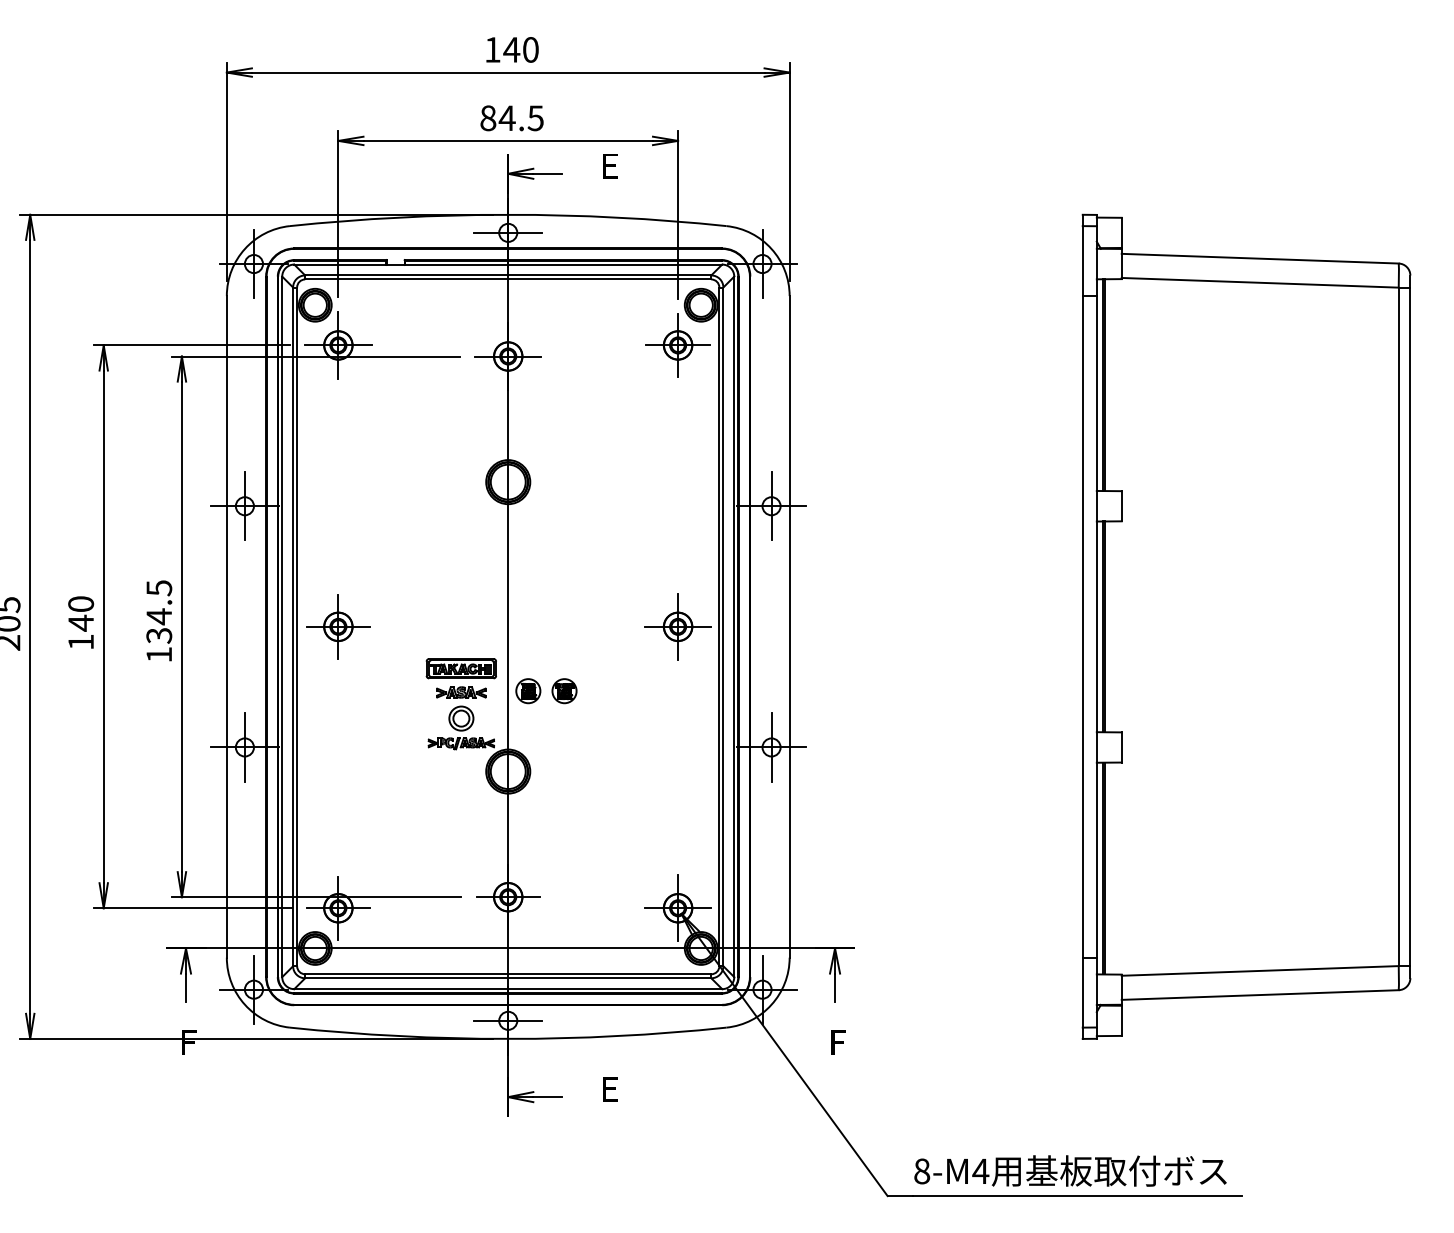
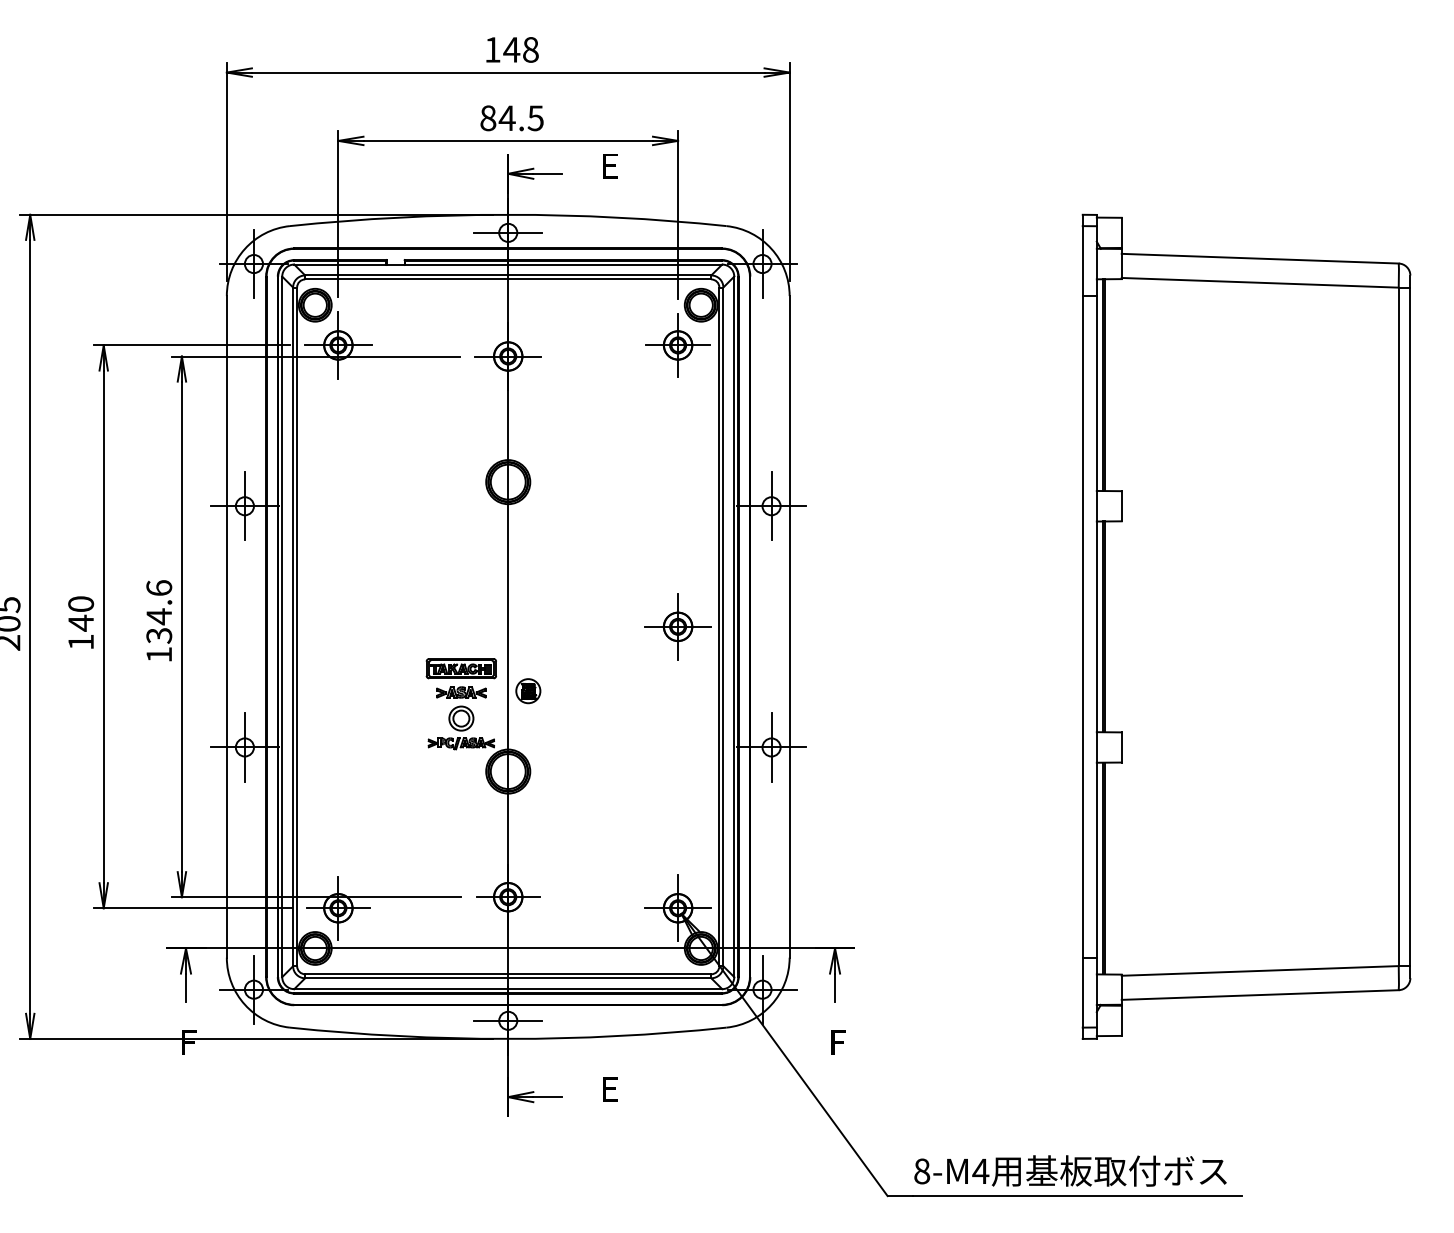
text: 140 -> 148 (530, 49)
text: 134.5 -> 134.6 (159, 588)
part: present -> none (338, 626)
part: present -> none (564, 691)
